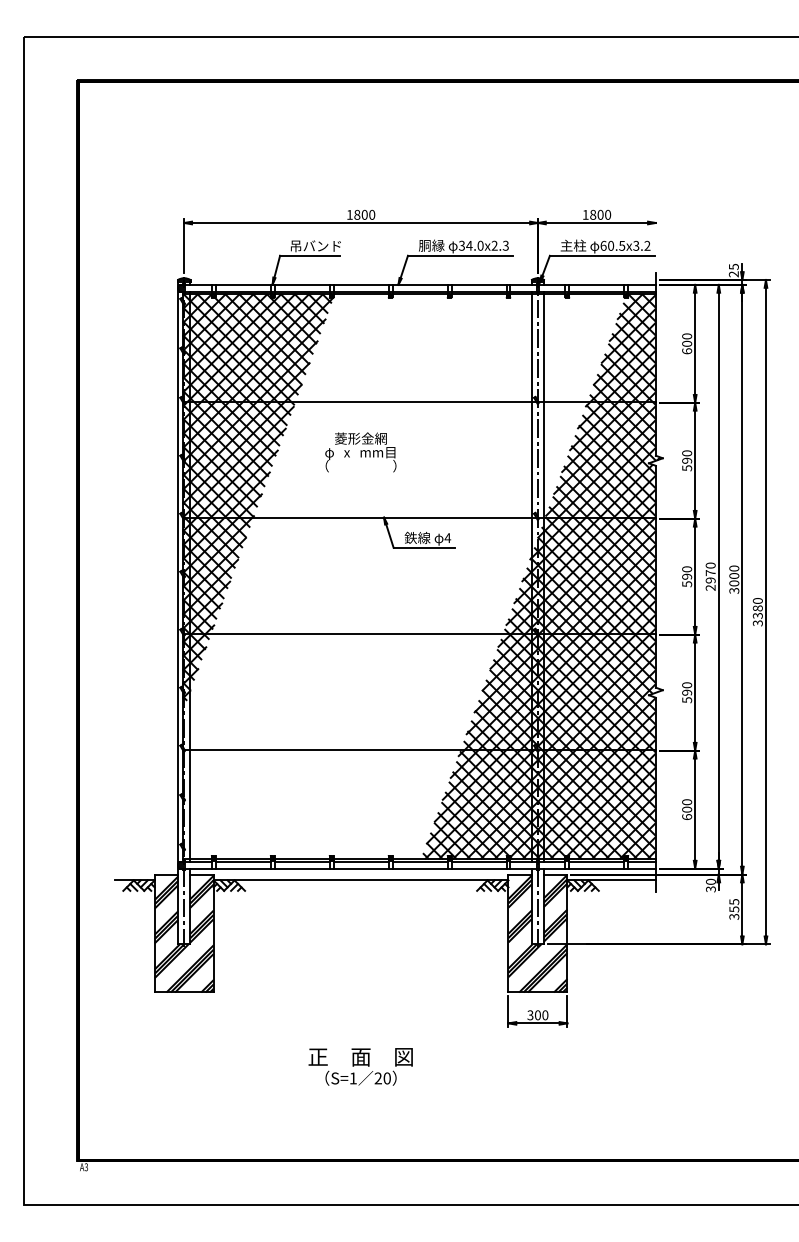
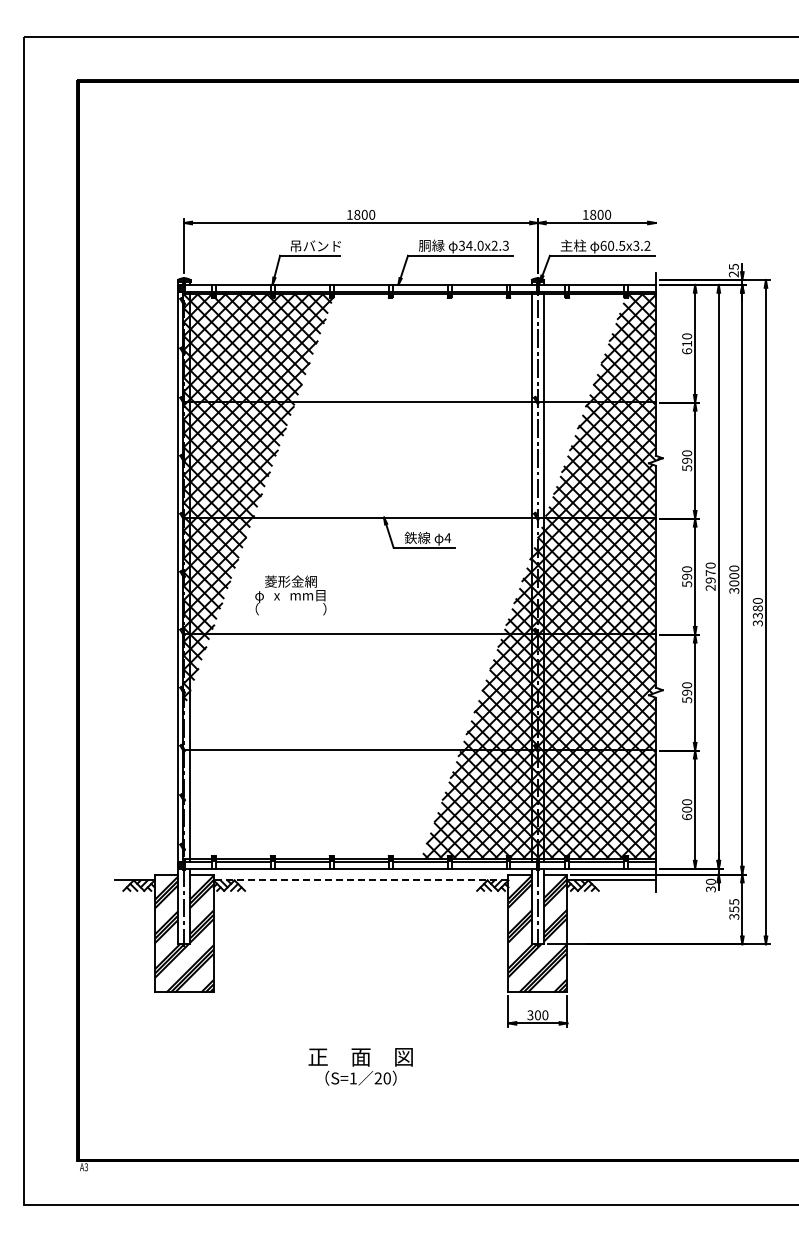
text: 600 -> 610 (687, 343)
text position: (360, 452) -> (290, 595) (290, 595)
line: solid -> dashed (360, 880)
